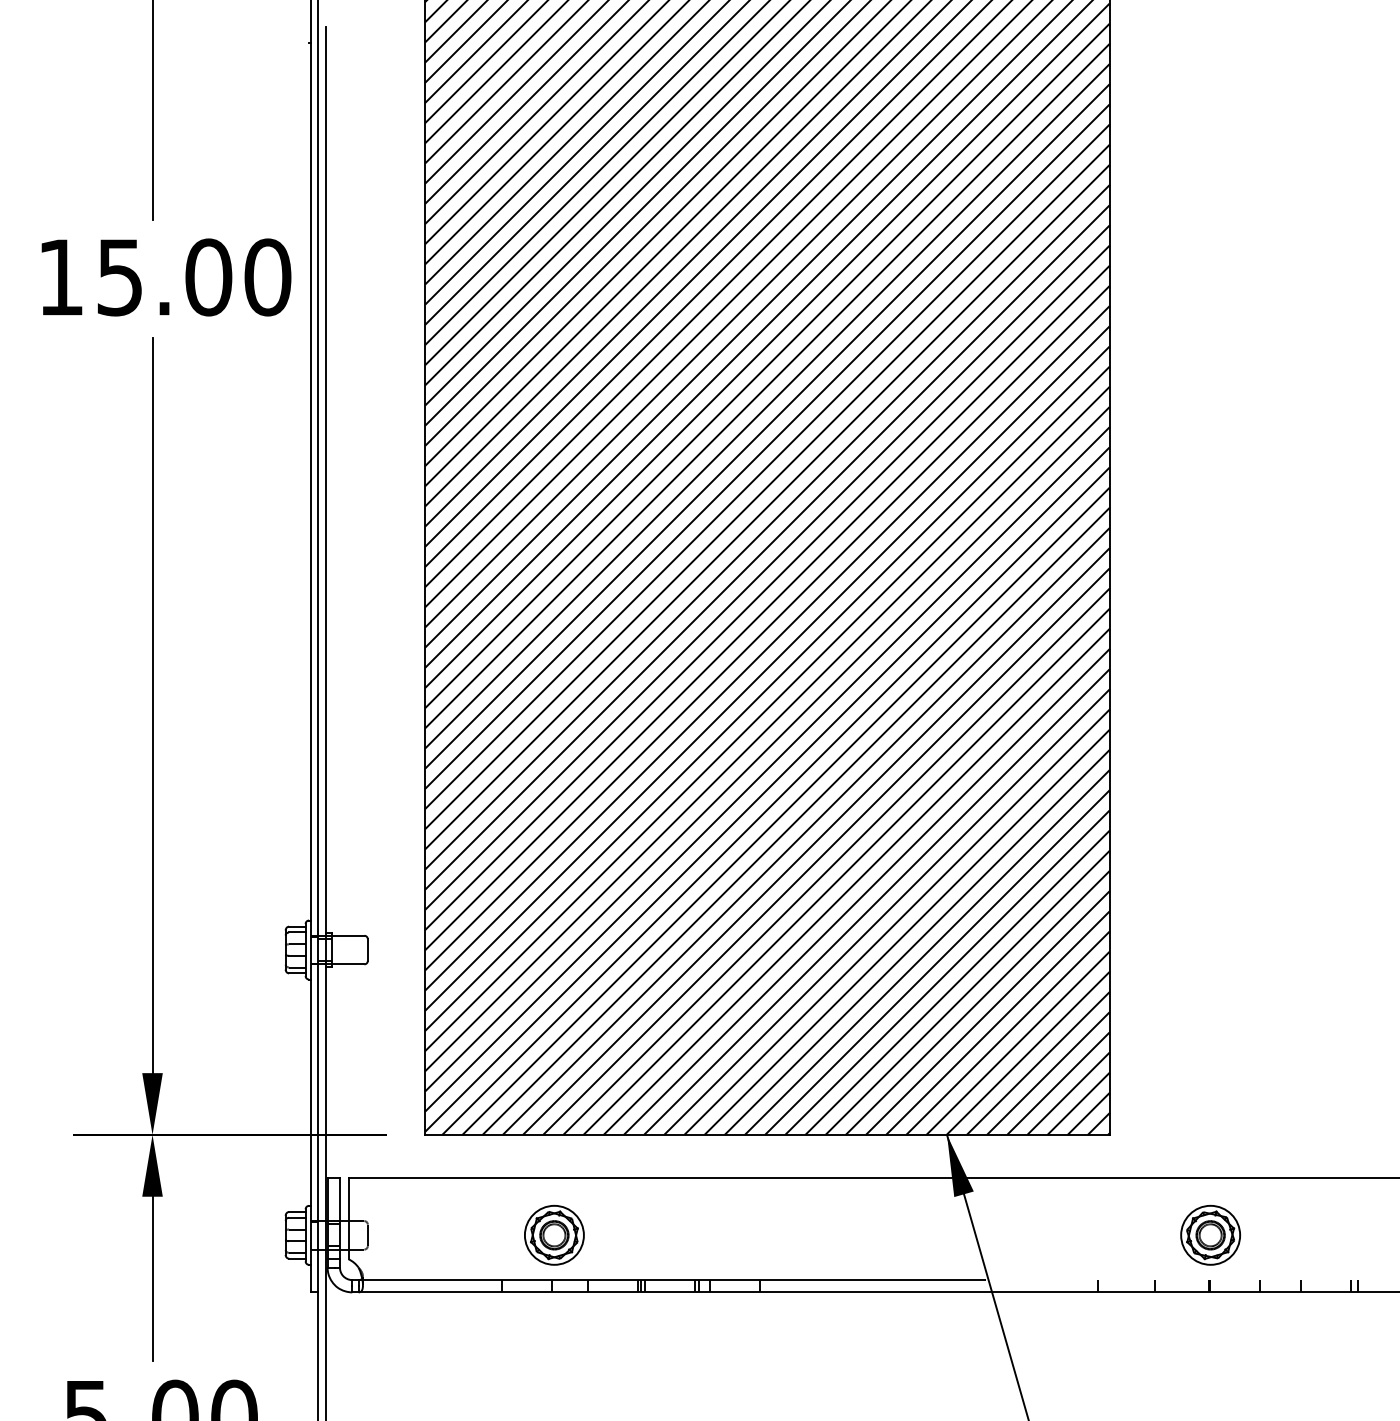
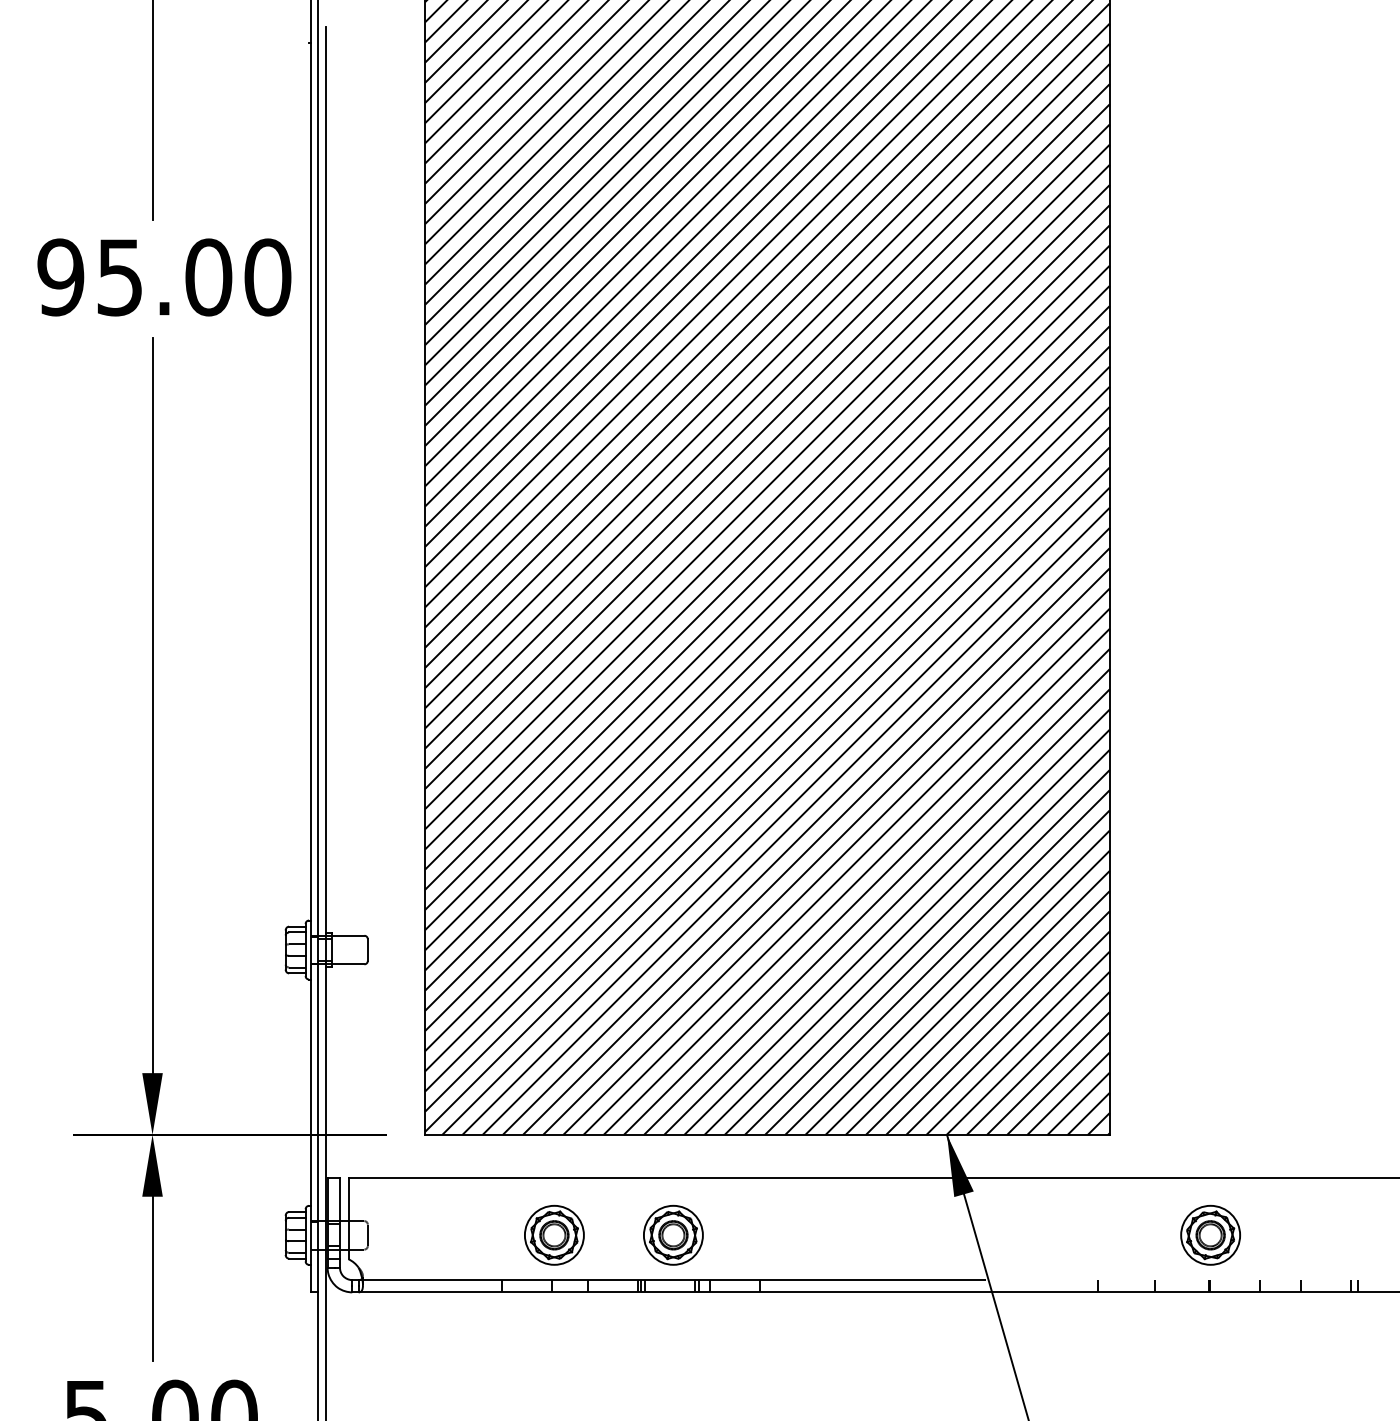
text: 15.00 -> 95.00 (60, 277)
part: none -> present (673, 1234)
